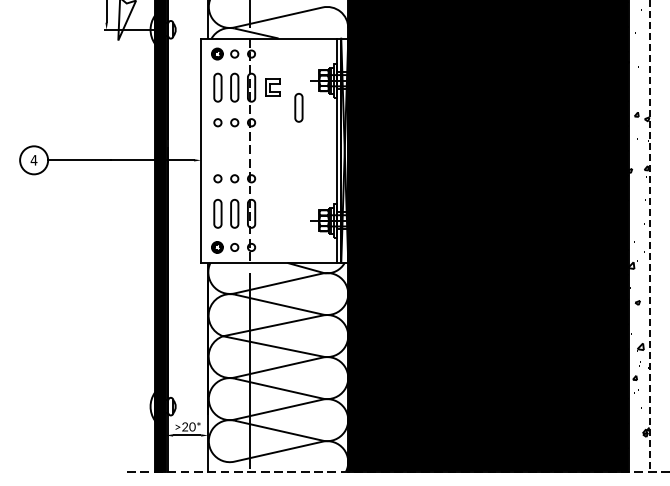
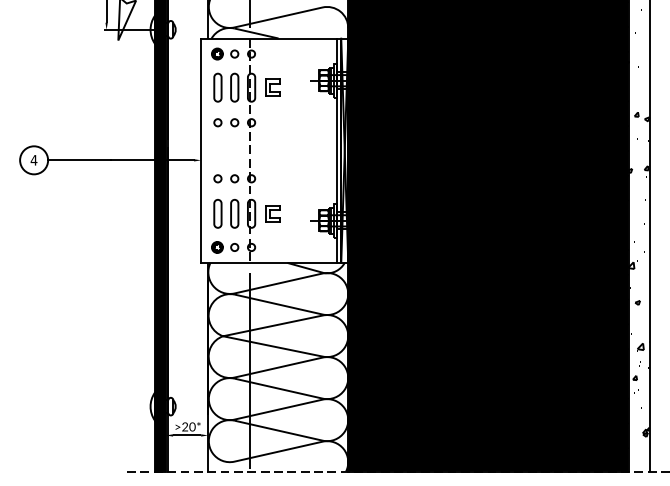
part: present -> none (298, 107)
part: none -> present (272, 213)
line: dashed -> solid (649, 236)
